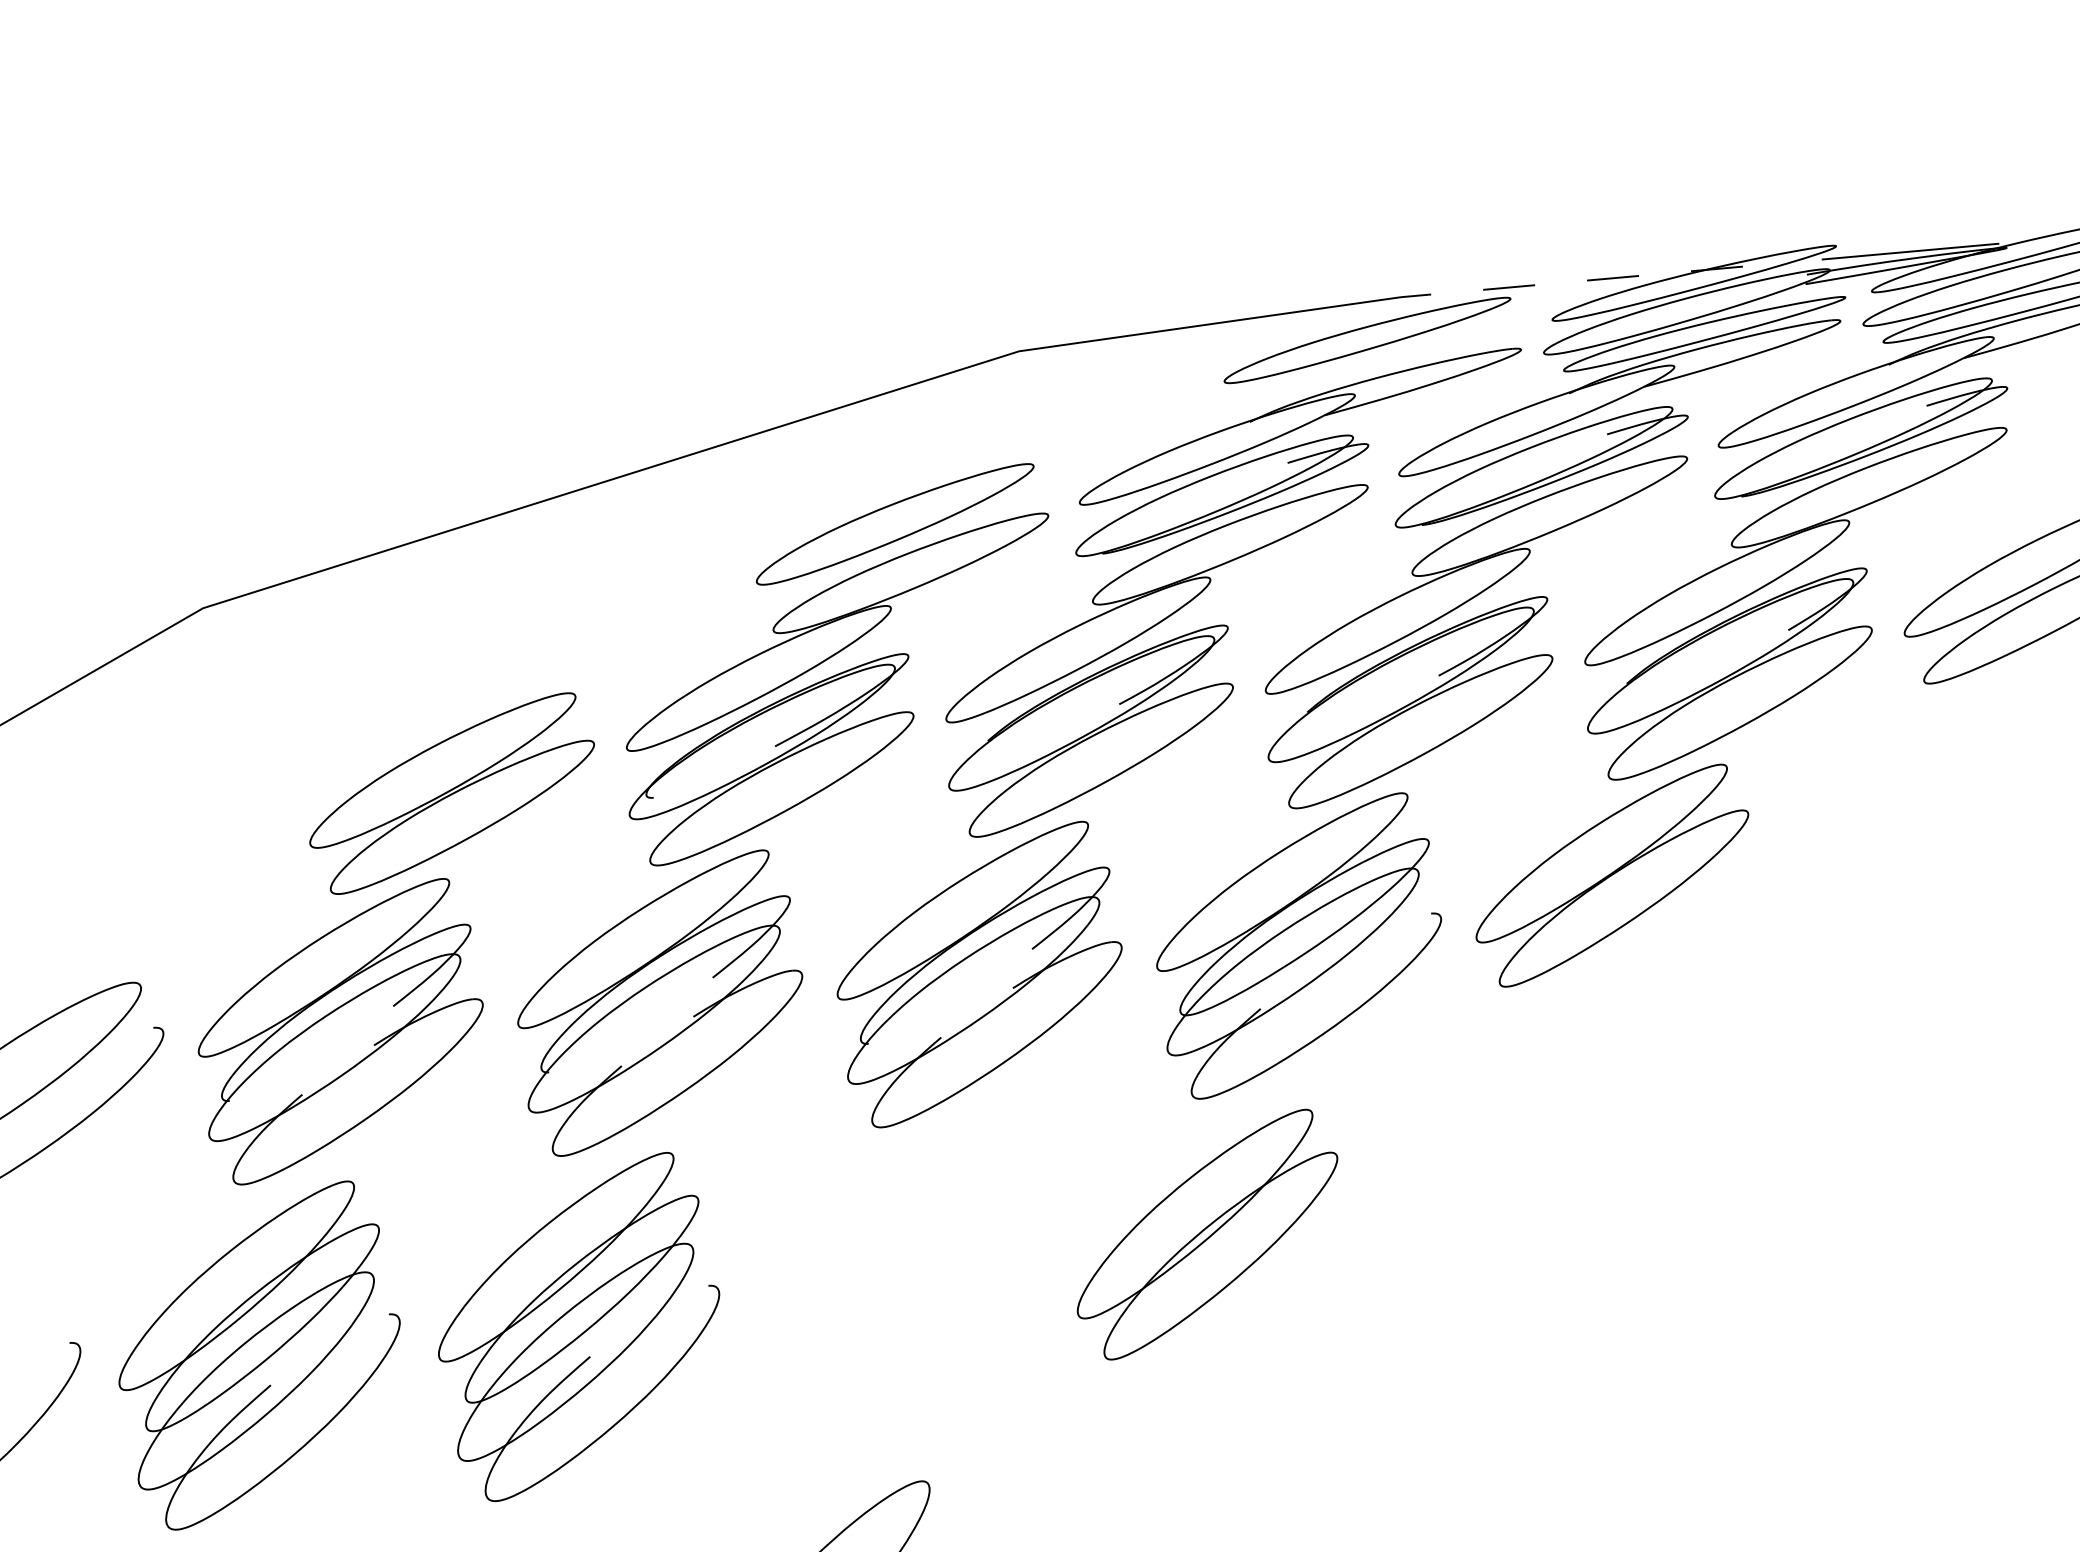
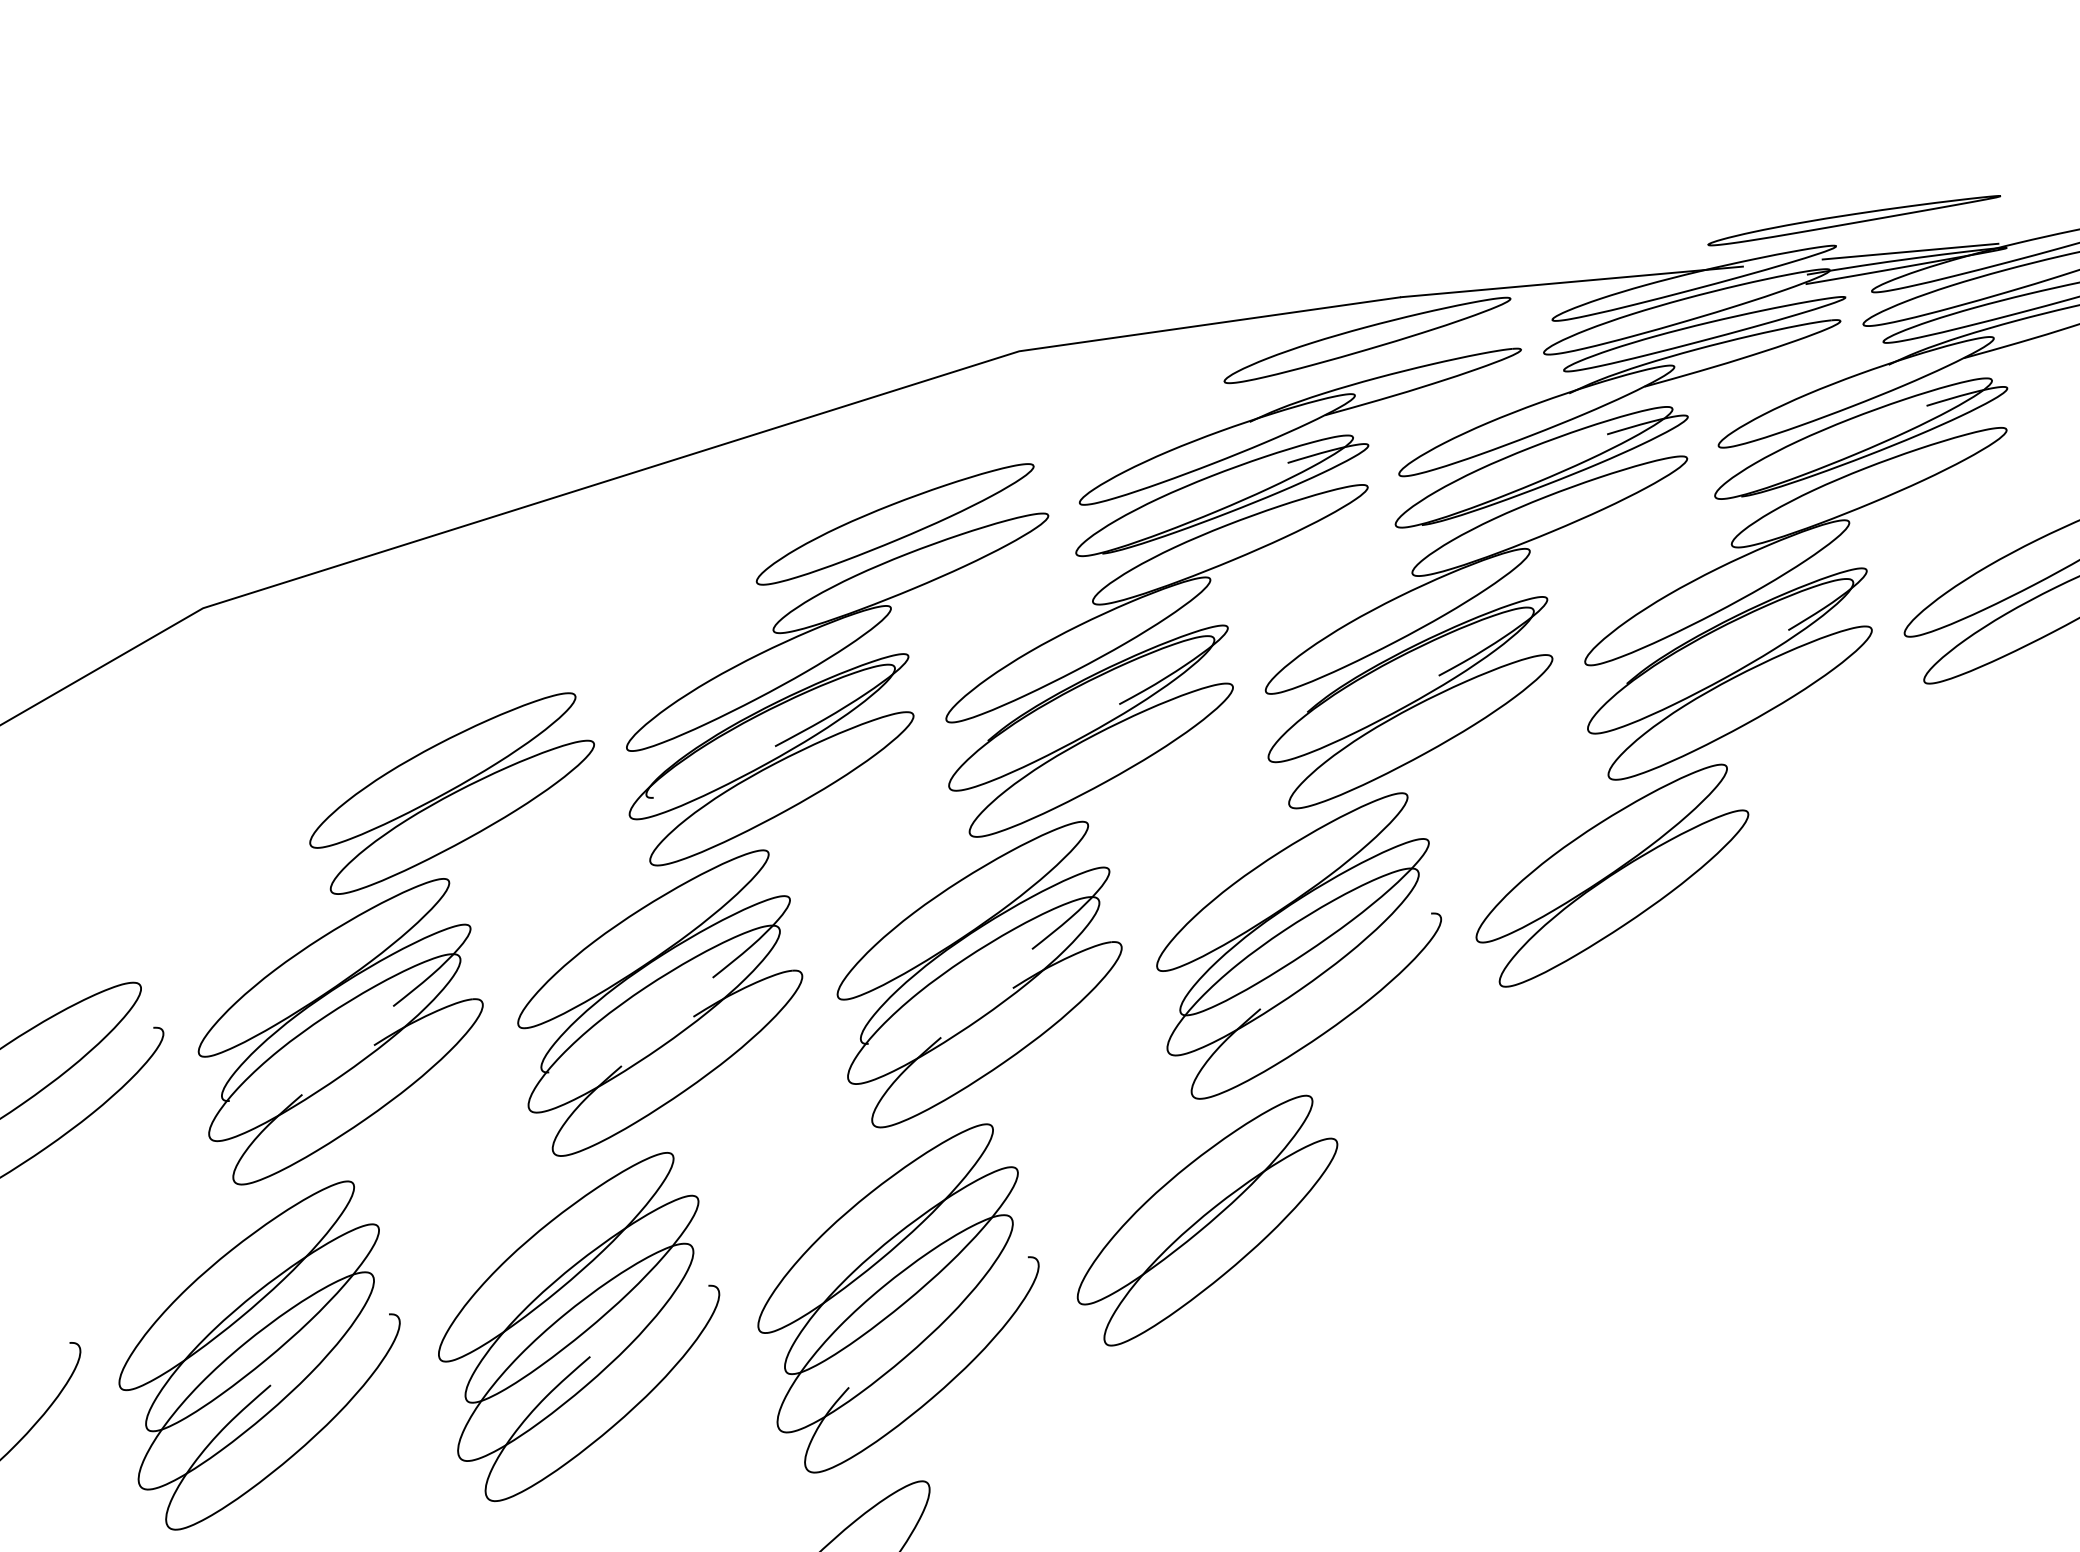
part: none -> present (1854, 220)
line: dashed -> solid (1571, 281)
part position: (1207, 1234) -> (1207, 1220) (1207, 1220)
part: none -> present (898, 1298)
